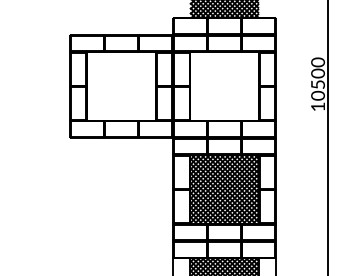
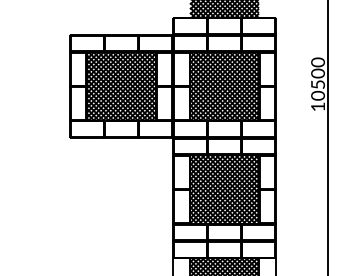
hatch: none -> present (121, 86)
hatch: none -> present (224, 86)
